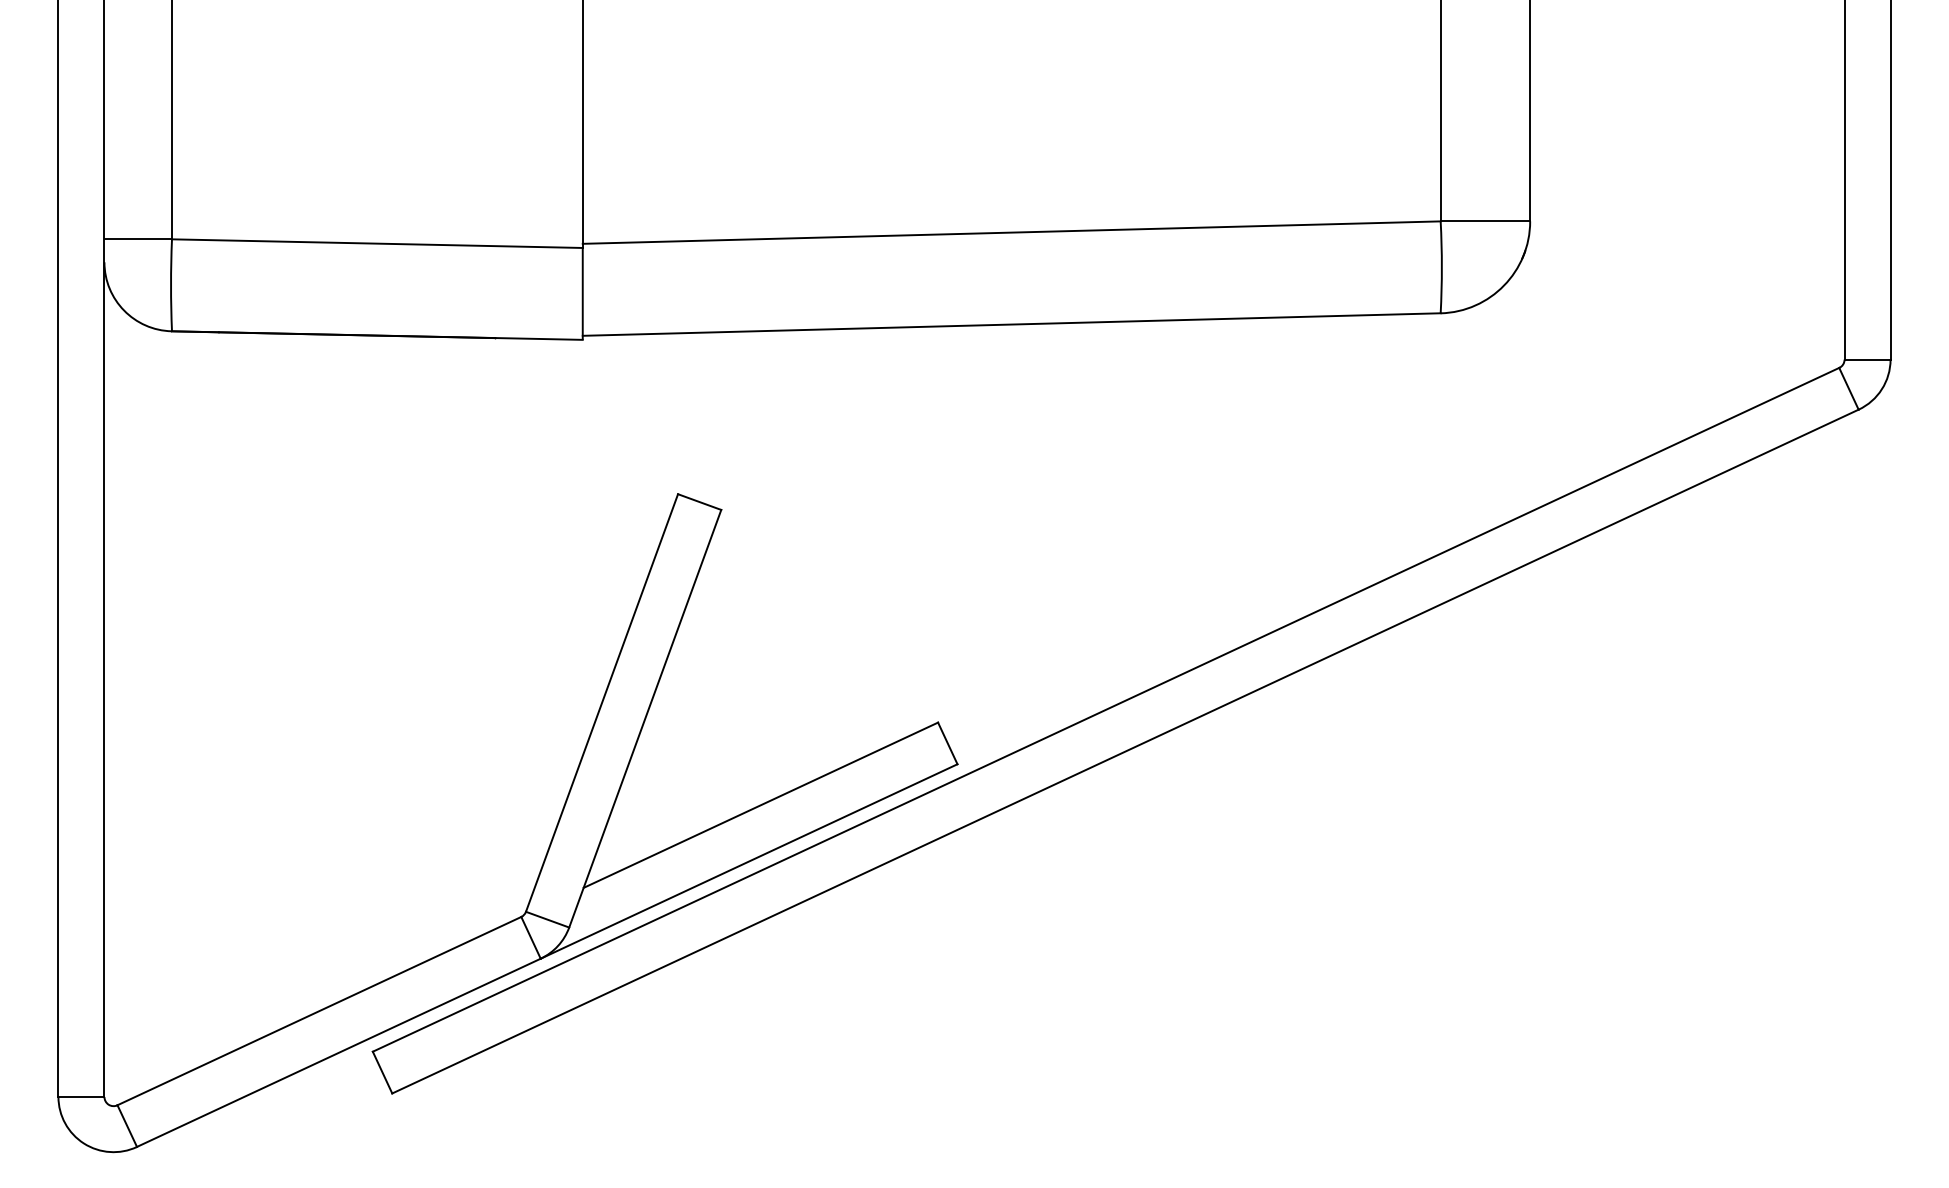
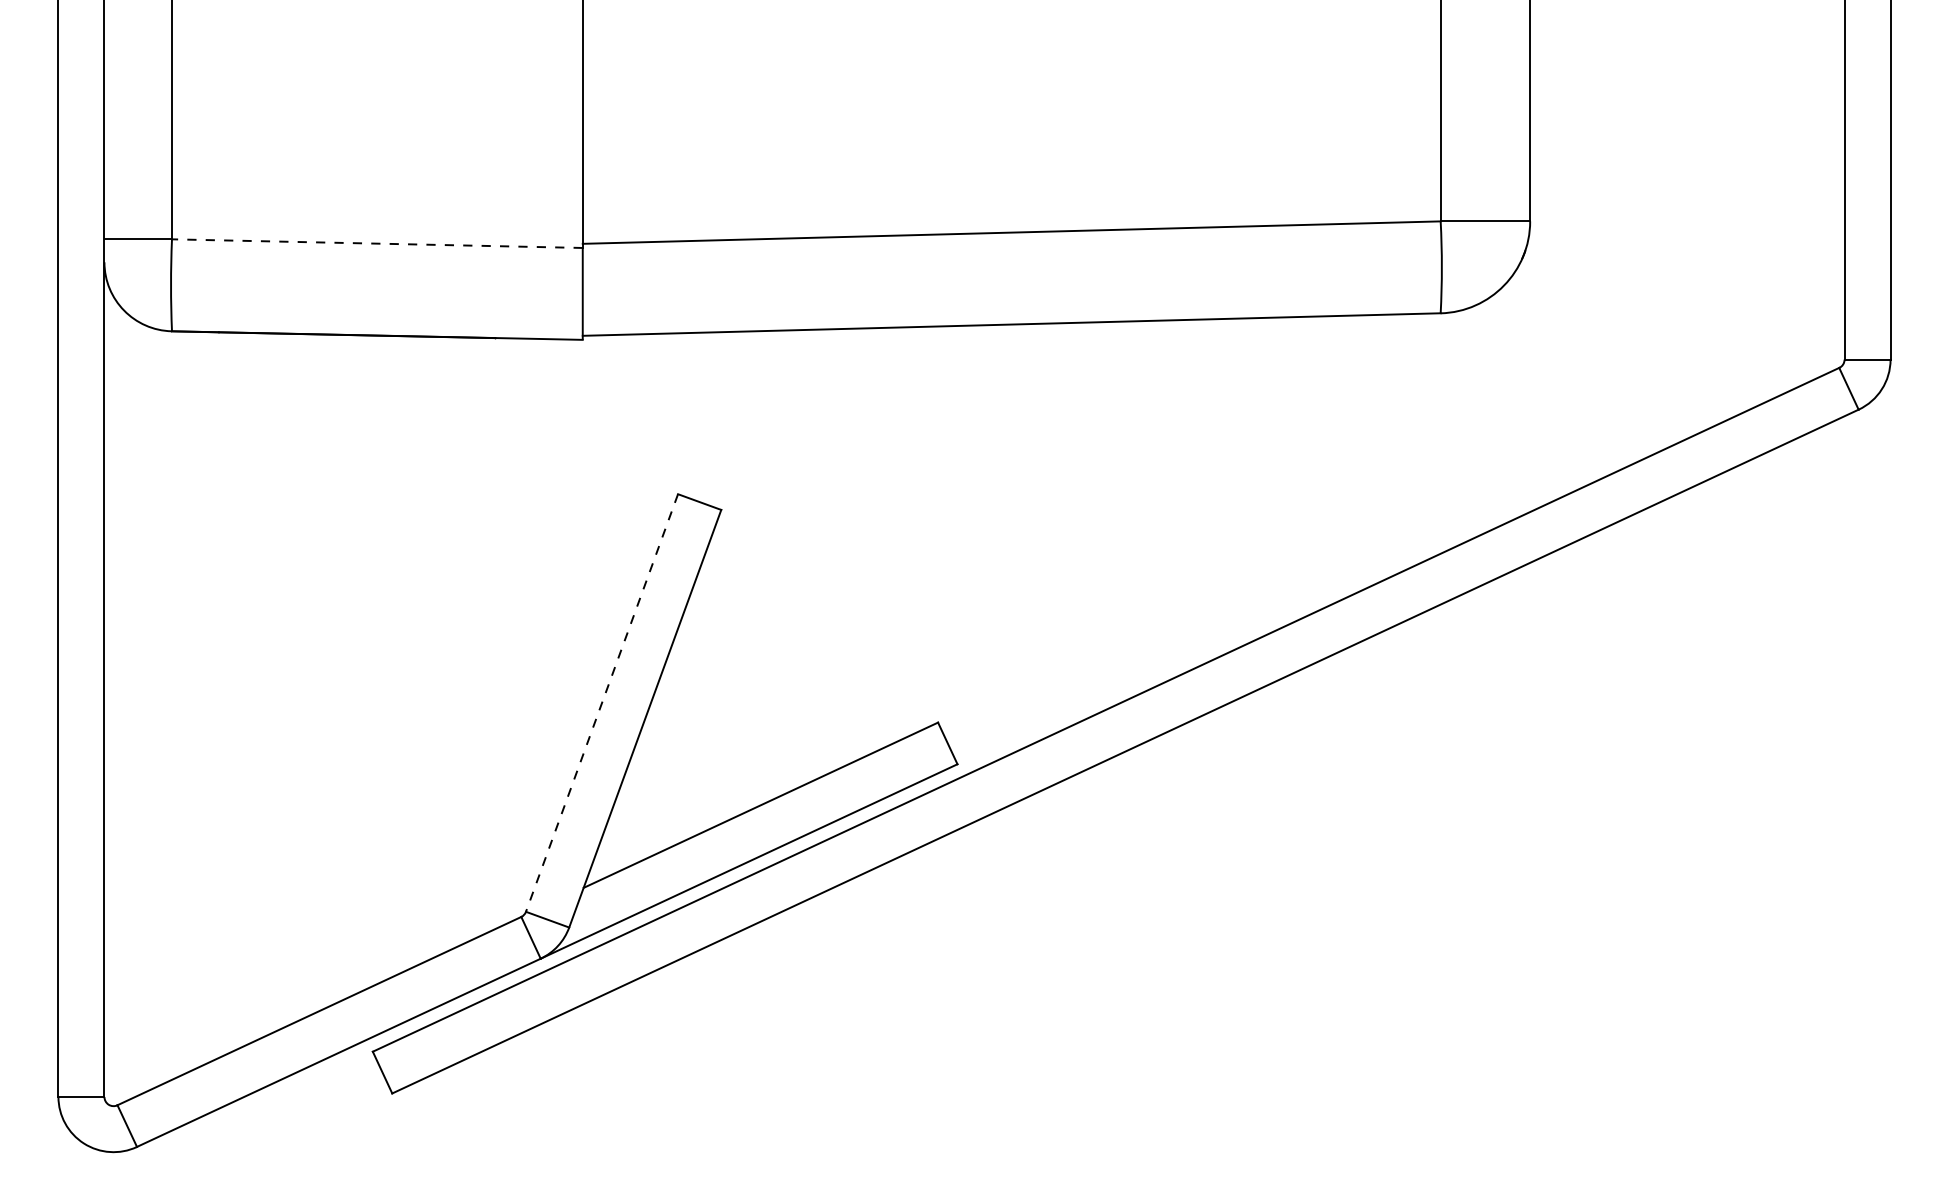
line: solid -> dashed (376, 243)
line: solid -> dashed (601, 703)
